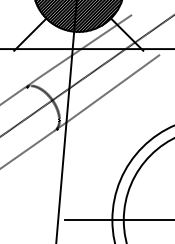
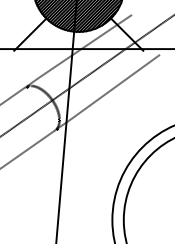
line: present -> none (117, 220)
